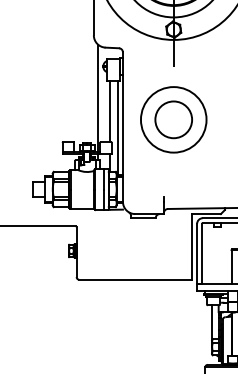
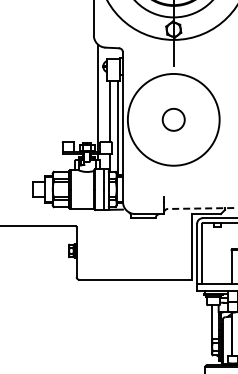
circle diameter: 37 px -> 22 px (173, 119)
circle diameter: 66 px -> 92 px (173, 119)
line: solid -> dashed (202, 208)
